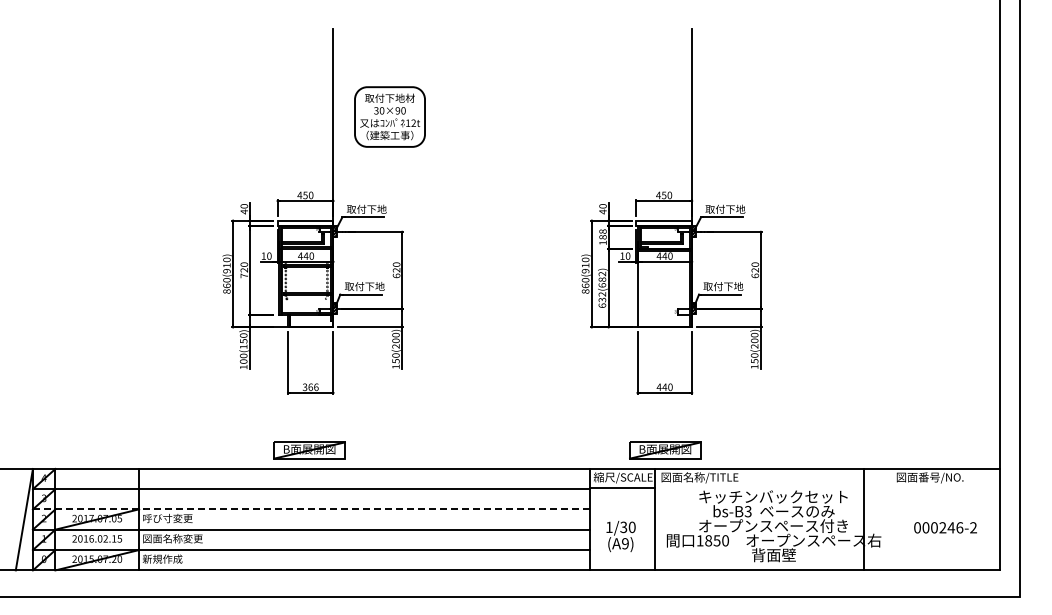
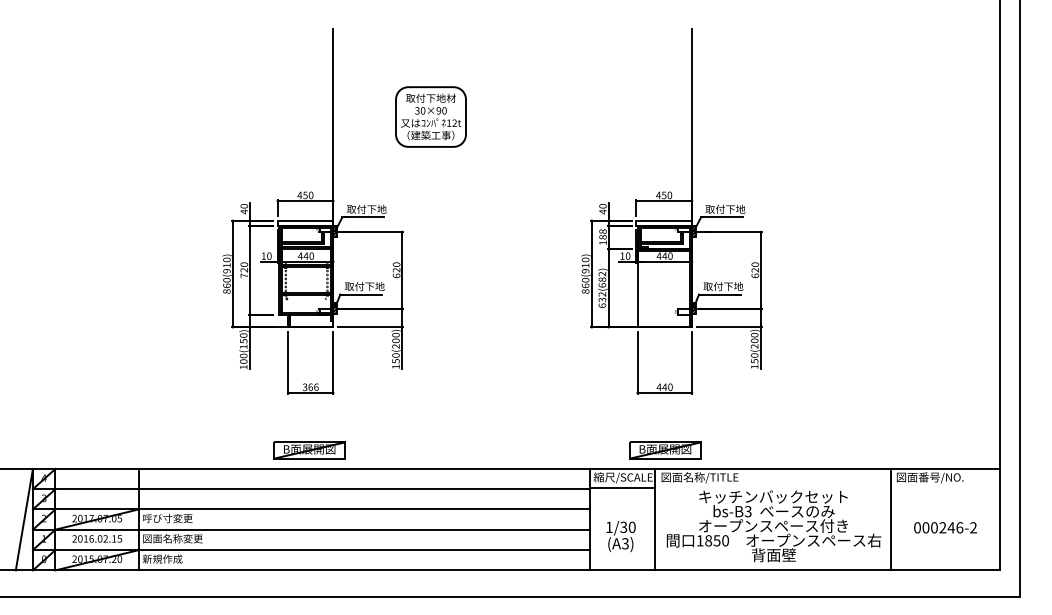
part position: (389, 116) -> (430, 116) (430, 116)
line: dashed -> solid (311, 509)
line position: (863, 519) -> (890, 519) (890, 519)
text: (A9) -> (A3) (625, 543)
